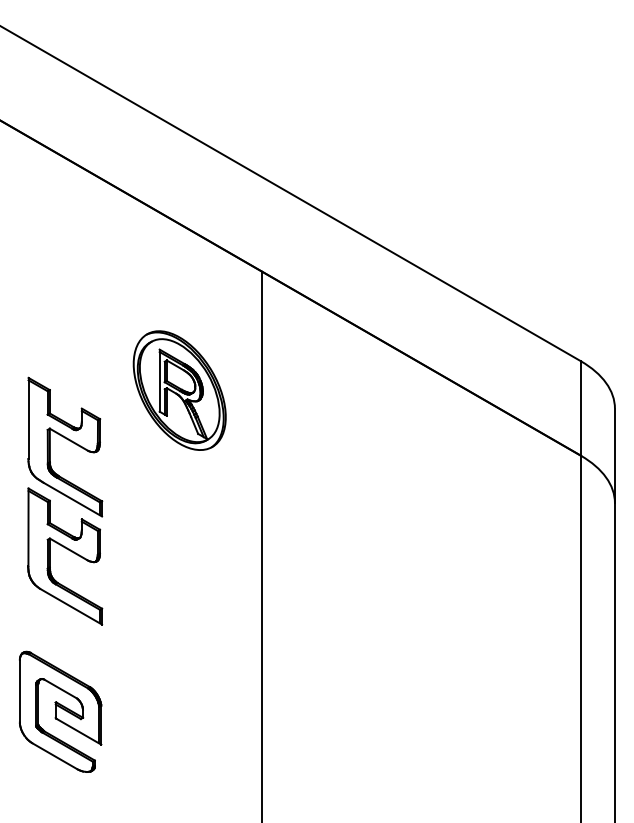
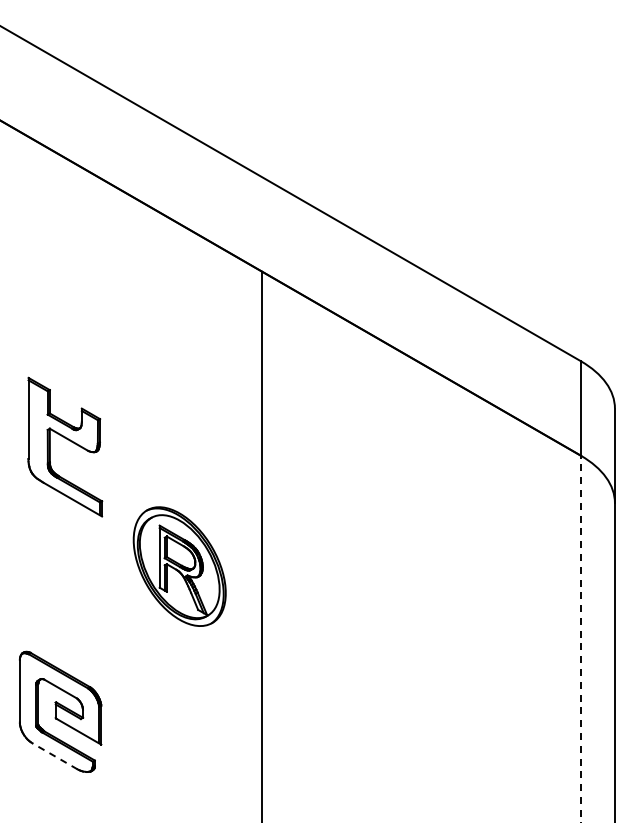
part position: (179, 390) -> (179, 566) (179, 566)
part: present -> none (68, 550)
line: solid -> dashed (581, 638)
line: solid -> dashed (54, 756)
